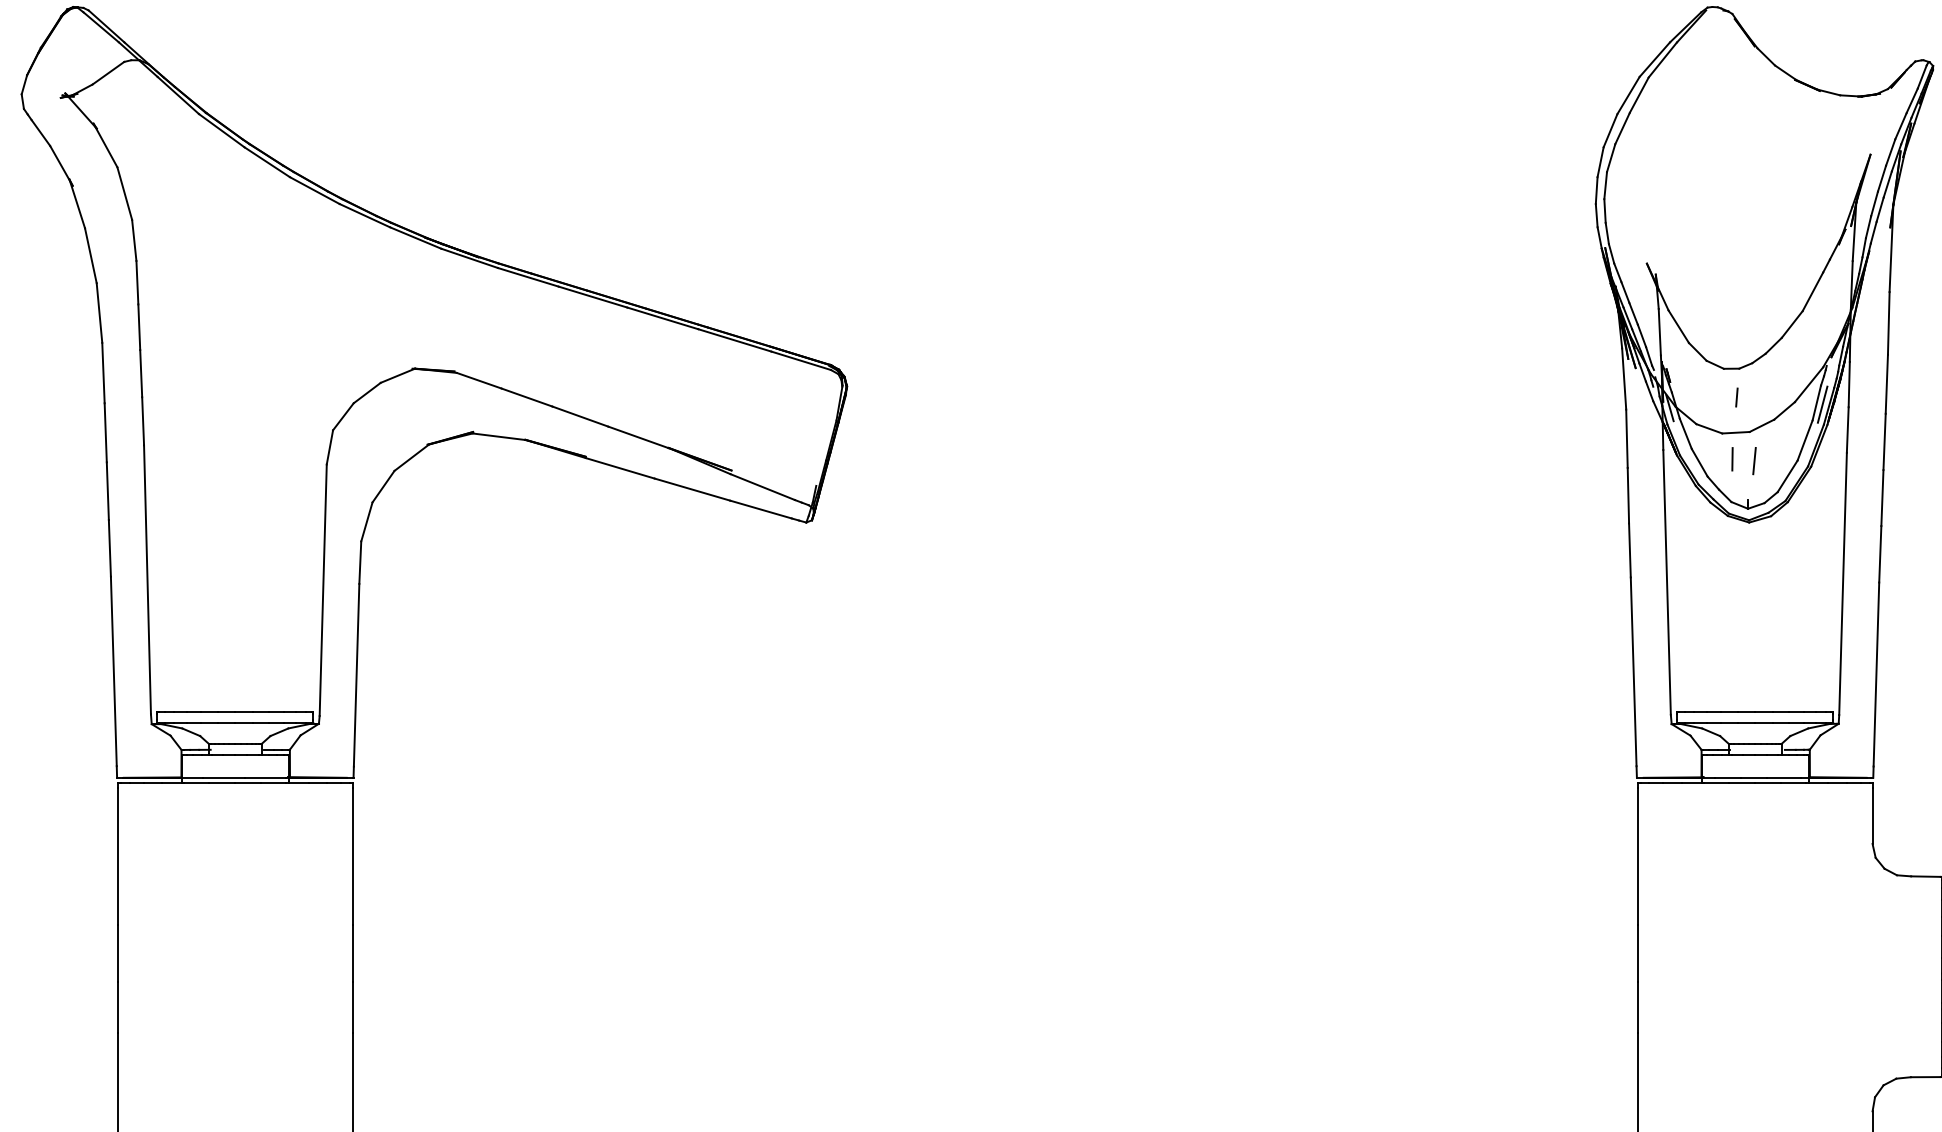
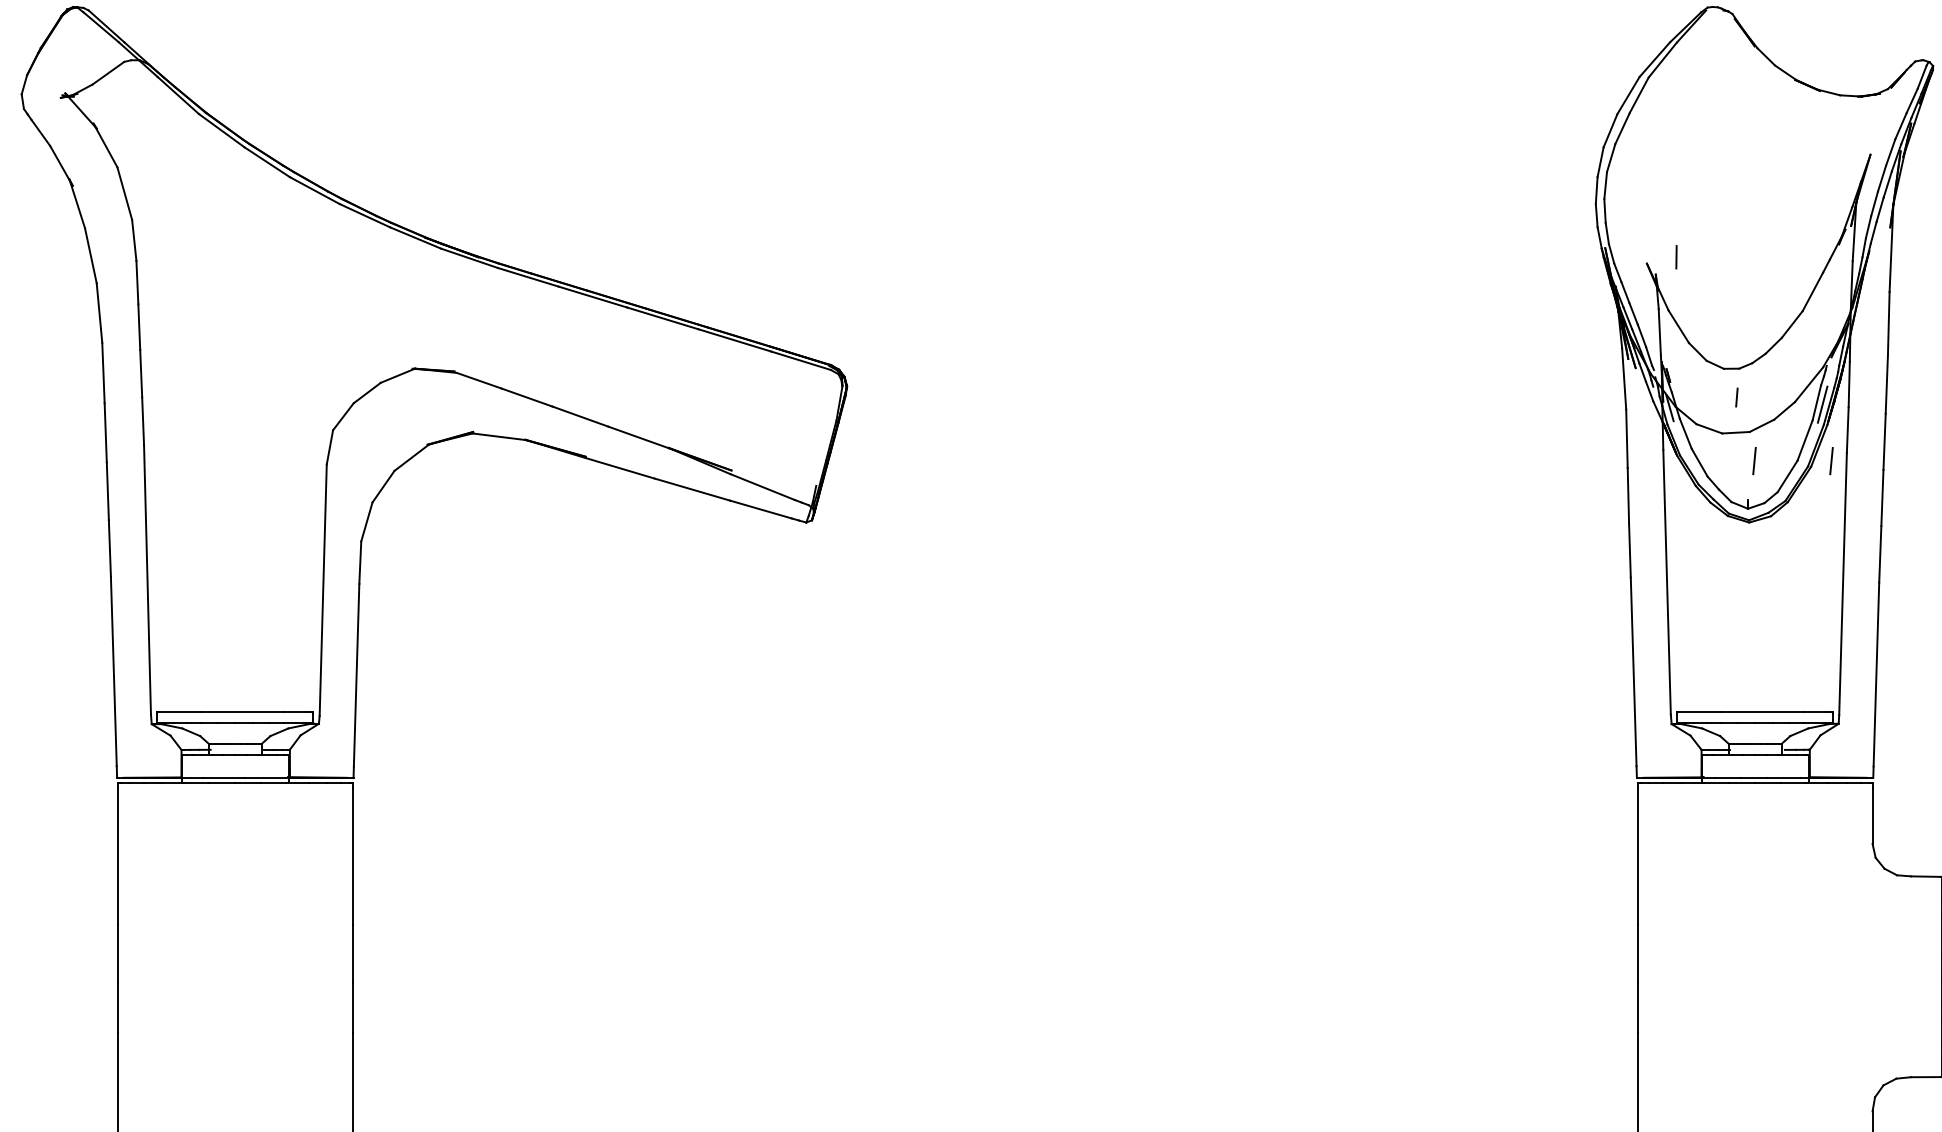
line position: (1732, 459) -> (1676, 257) (1676, 257)
line: none -> present (1831, 461)
